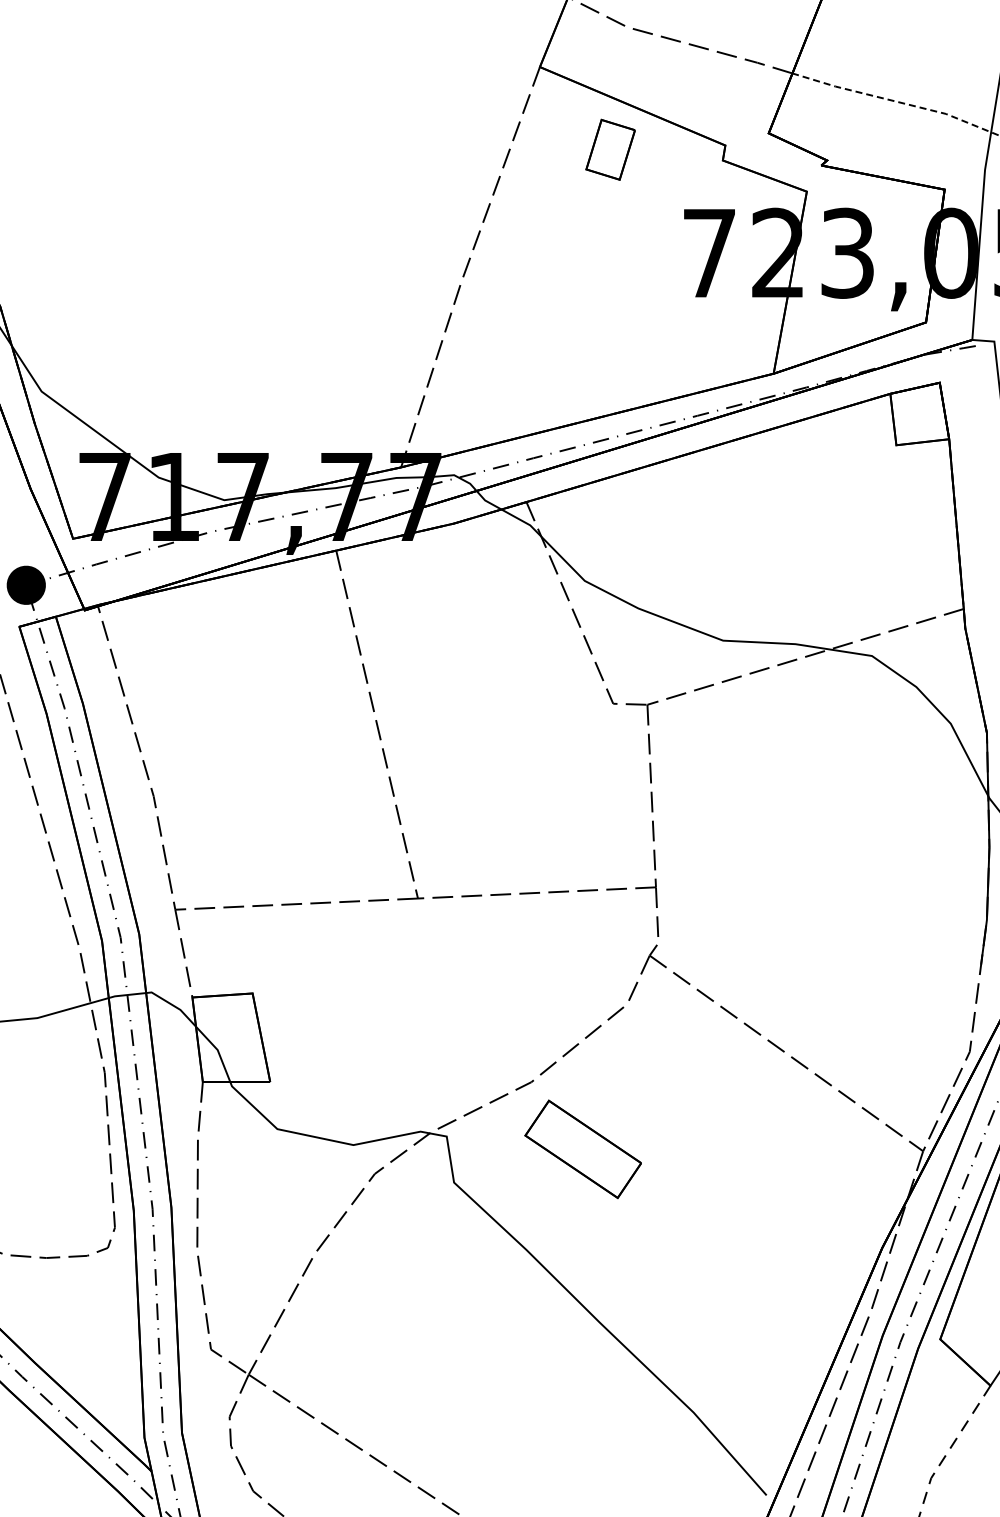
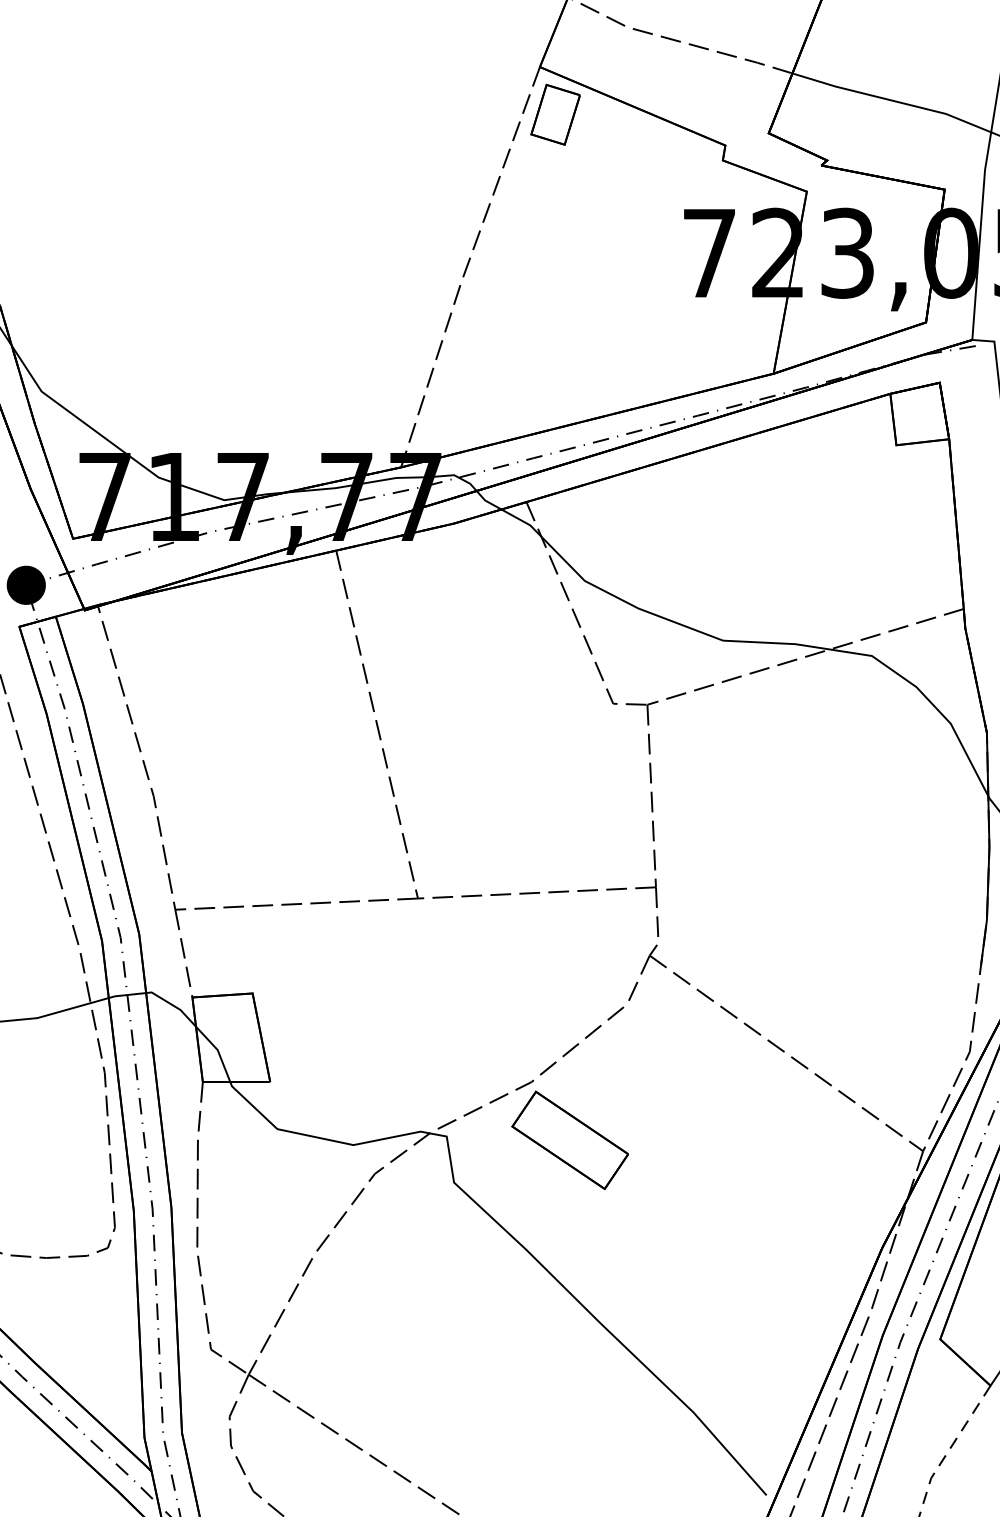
line: dashed -> solid (896, 101)
part position: (610, 149) -> (555, 114) (555, 114)
part position: (582, 1149) -> (569, 1140) (569, 1140)
